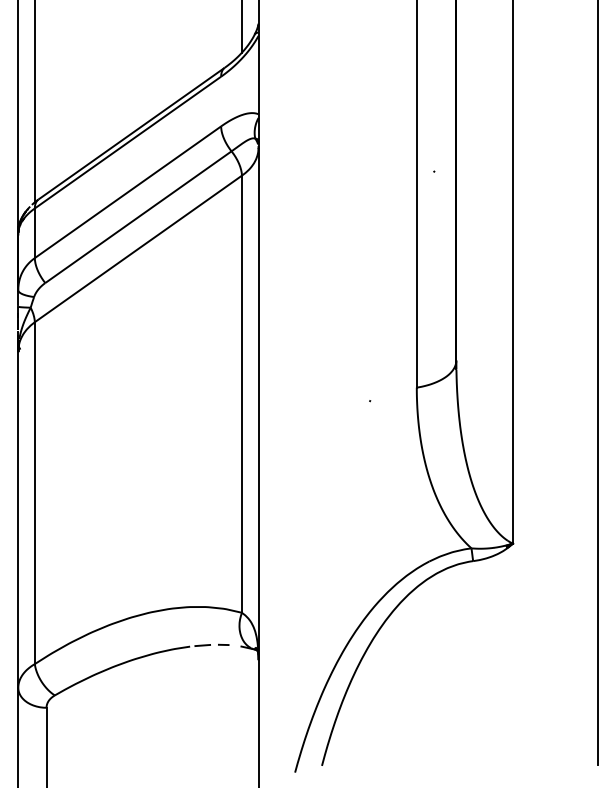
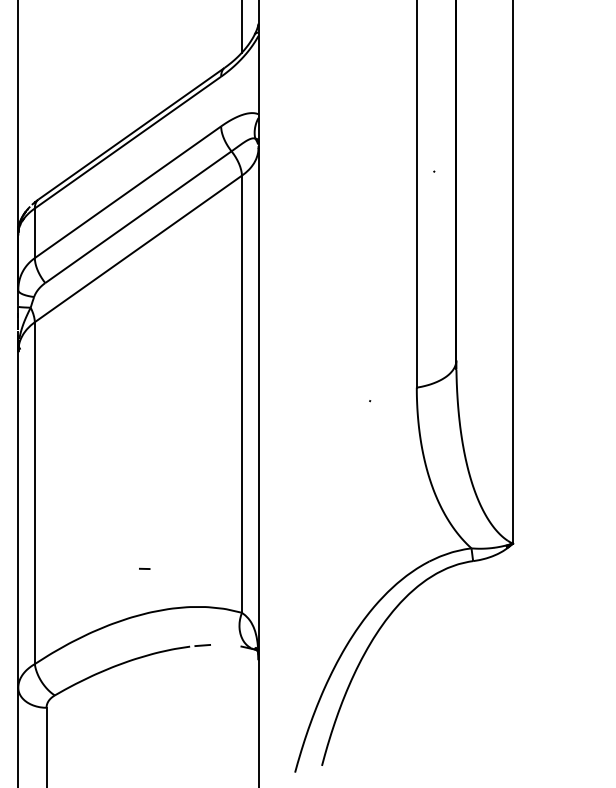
line: present -> none (34, 102)
line: present -> none (597, 383)
line position: (223, 644) -> (144, 568) (144, 568)
